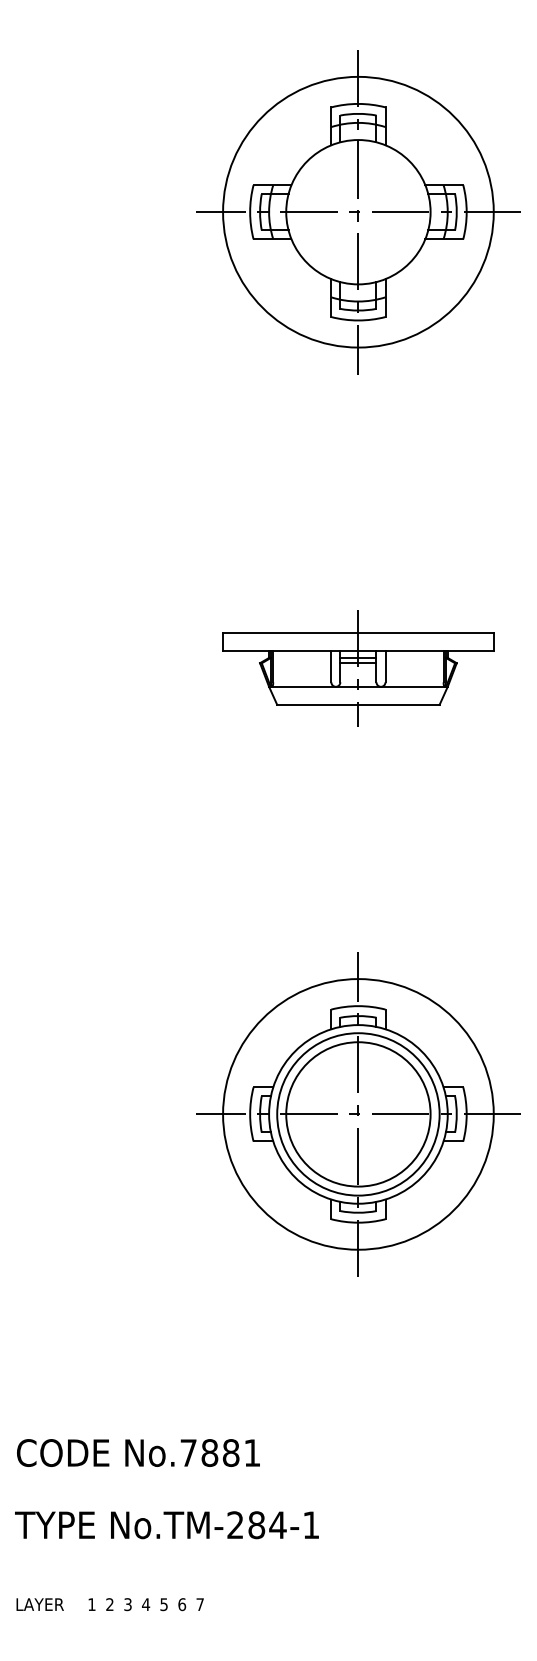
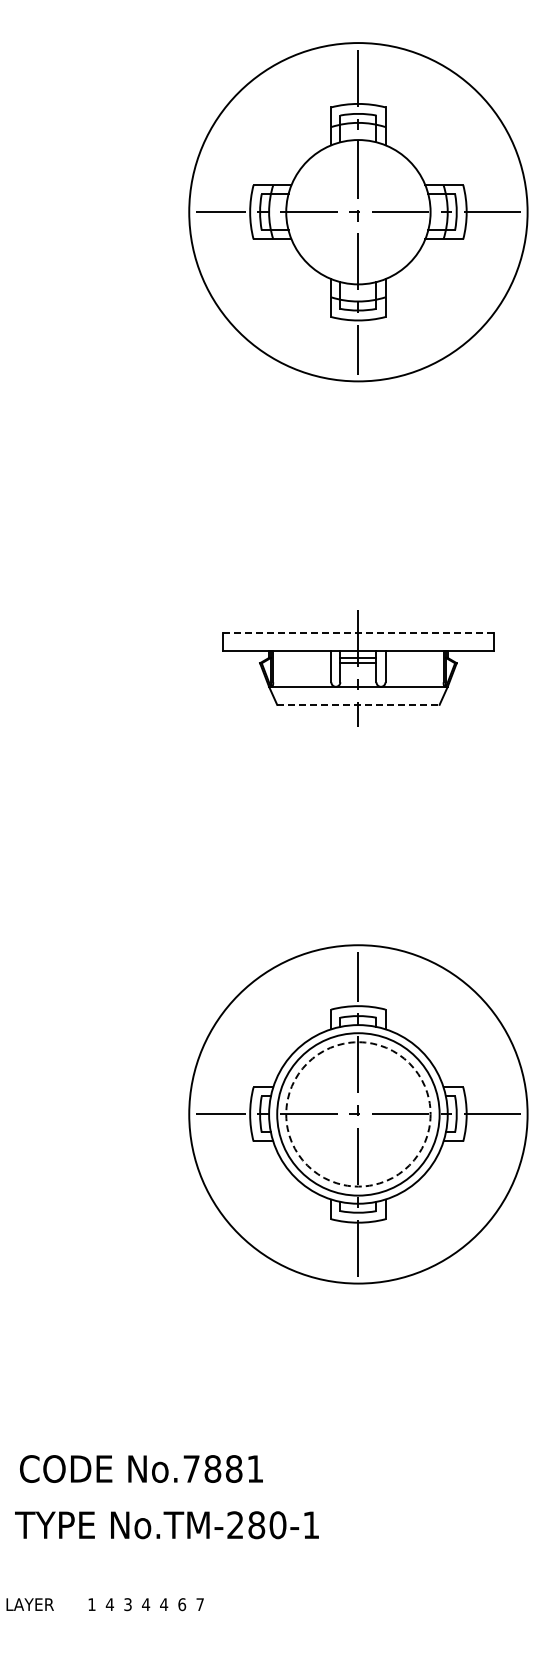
circle diameter: 271 px -> 338 px (358, 212)
line: solid -> dashed (358, 632)
line: solid -> dashed (358, 704)
circle diameter: 271 px -> 338 px (358, 1114)
circle: solid -> dashed (358, 1114)
text position: (138, 1452) -> (141, 1468) (141, 1468)
text: No.TM-284-1 -> No.TM-280-1 (277, 1525)
text position: (39, 1604) -> (29, 1604) (29, 1604)
text: 2 -> 4 (109, 1604)
text: 5 -> 4 (164, 1604)
